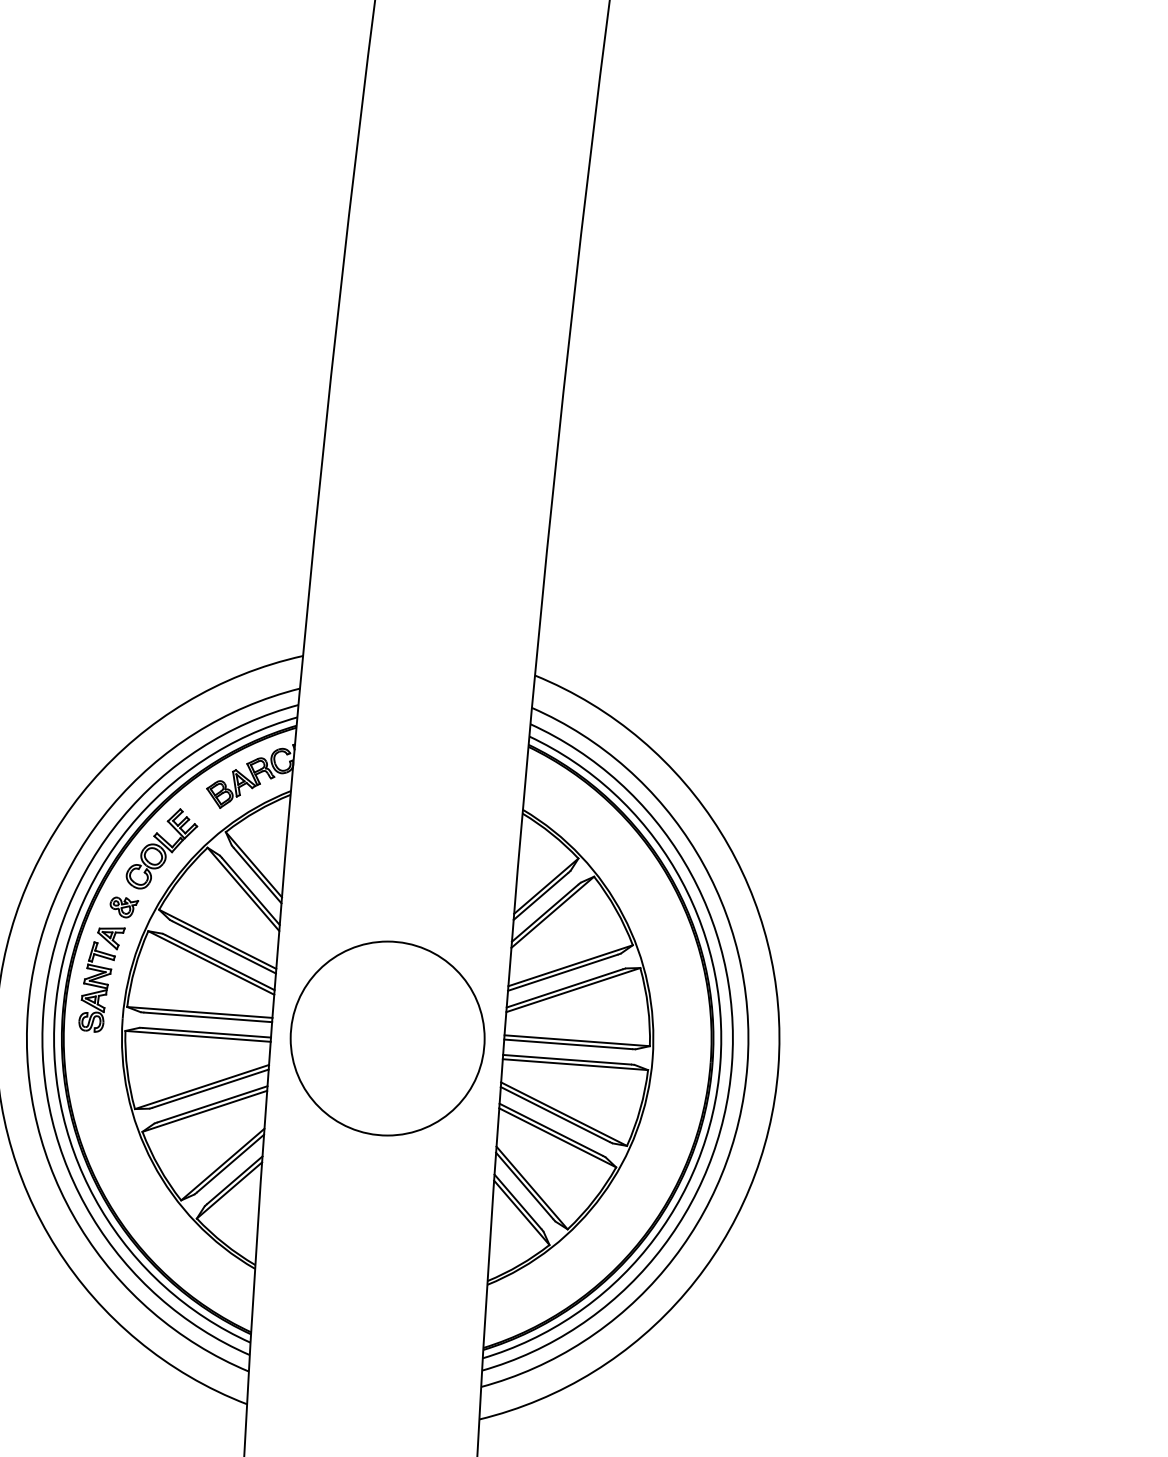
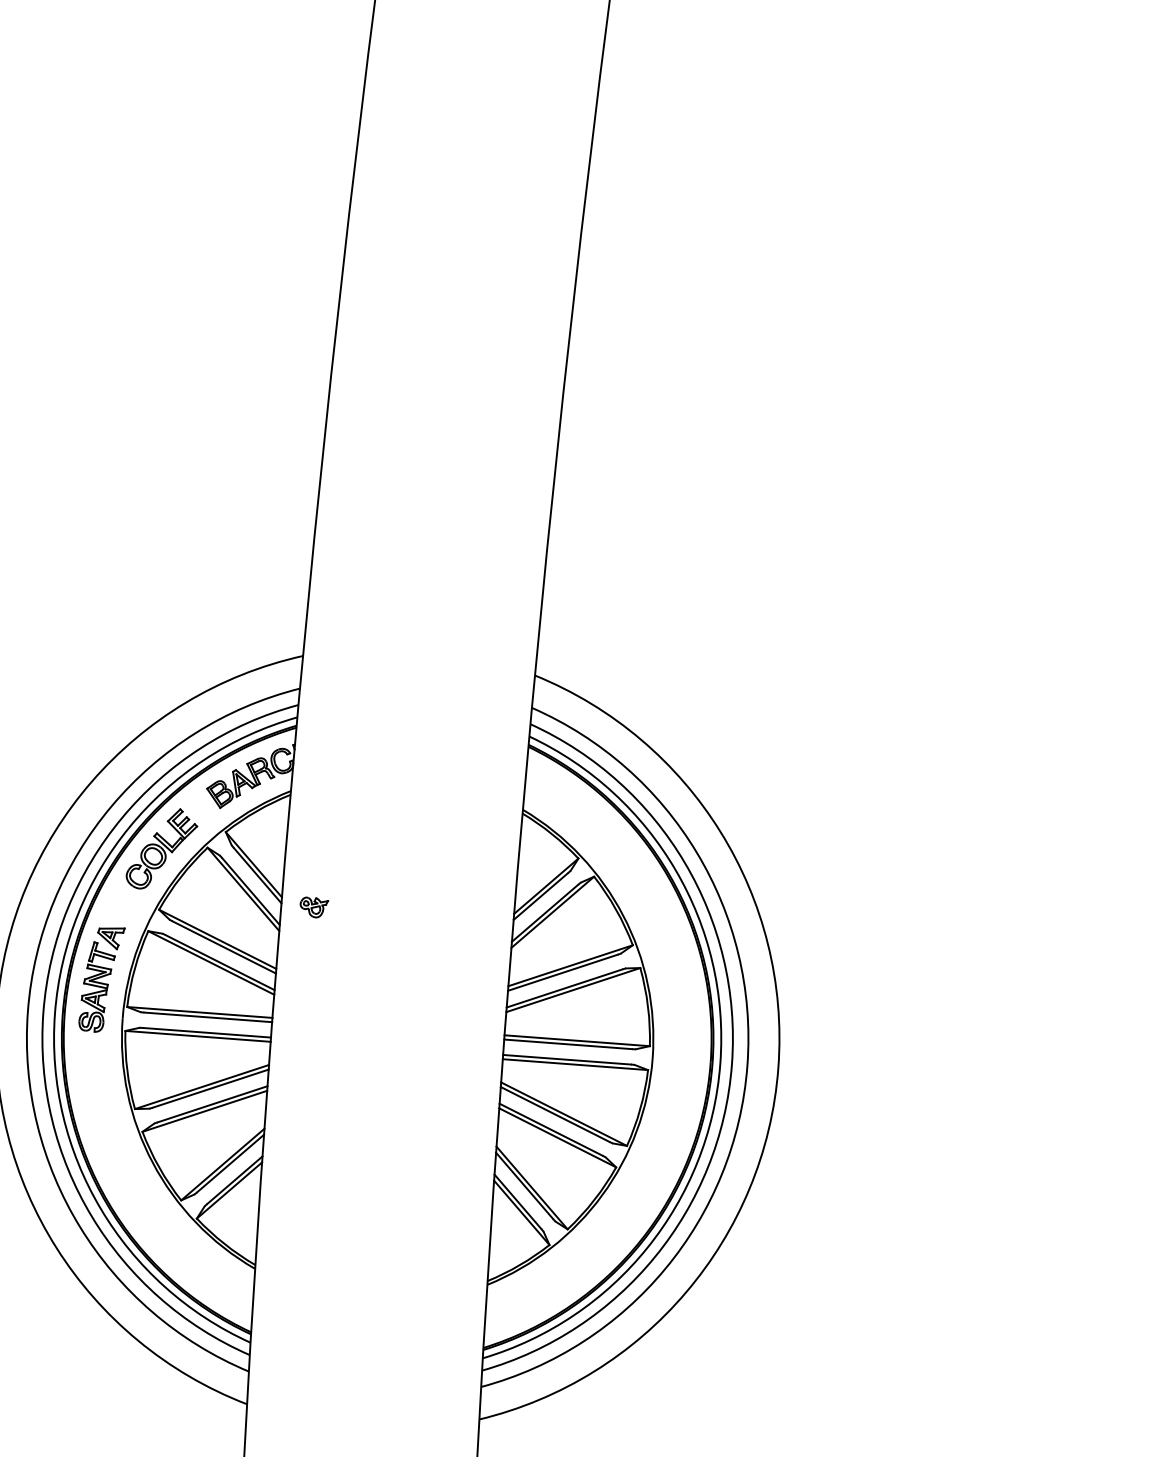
part position: (124, 907) -> (314, 907) (314, 907)
circle: present -> none (387, 1038)
